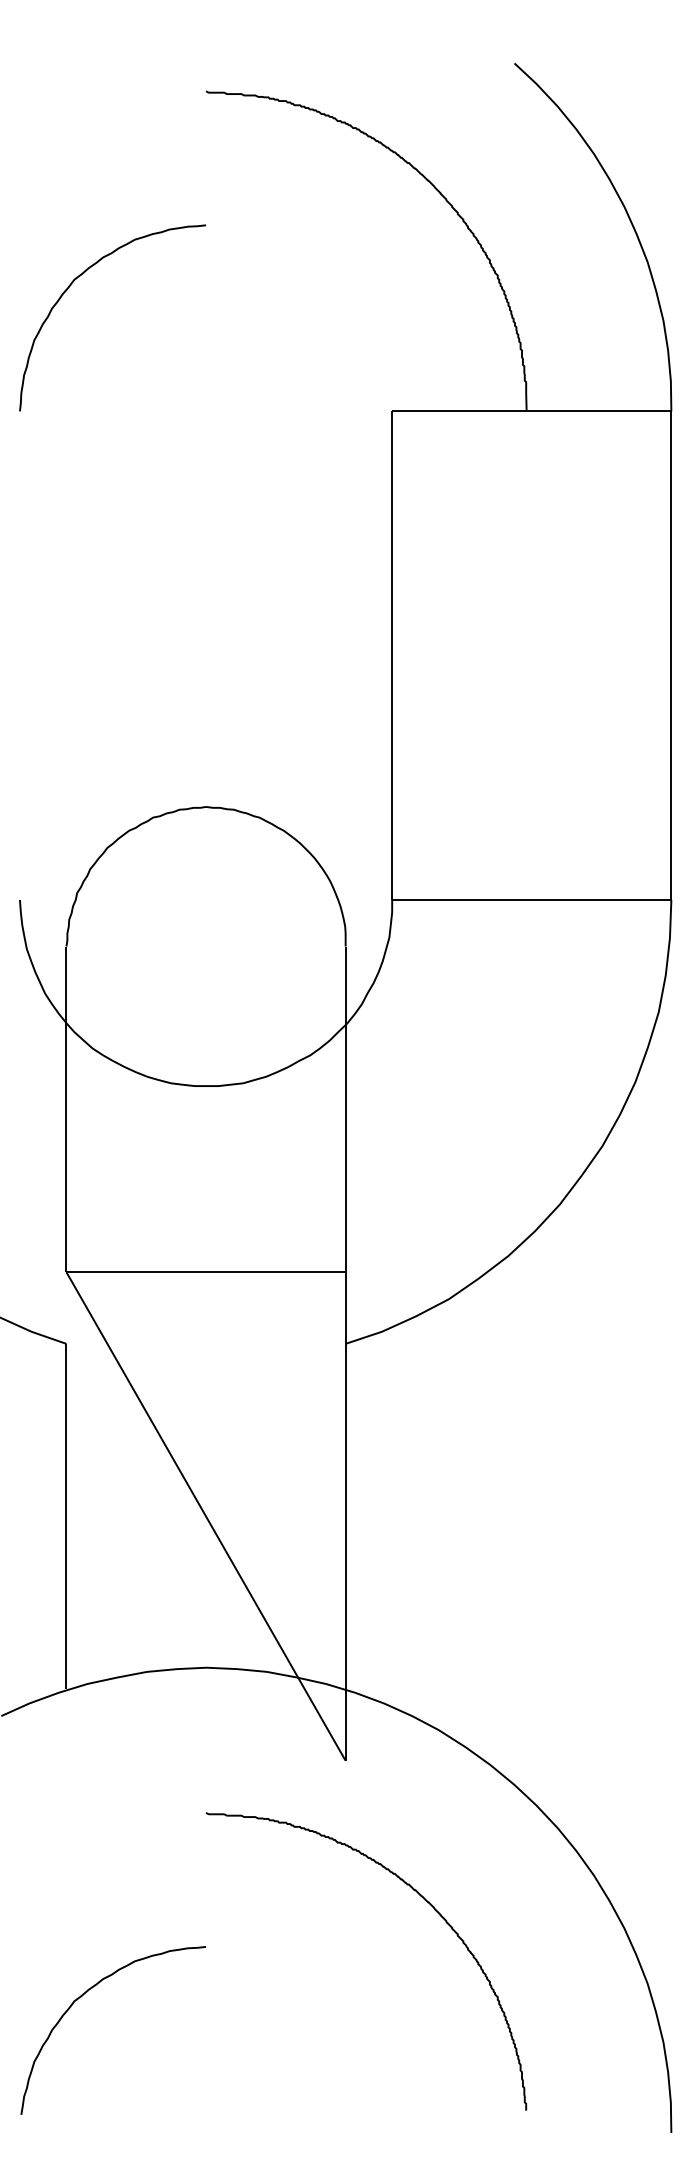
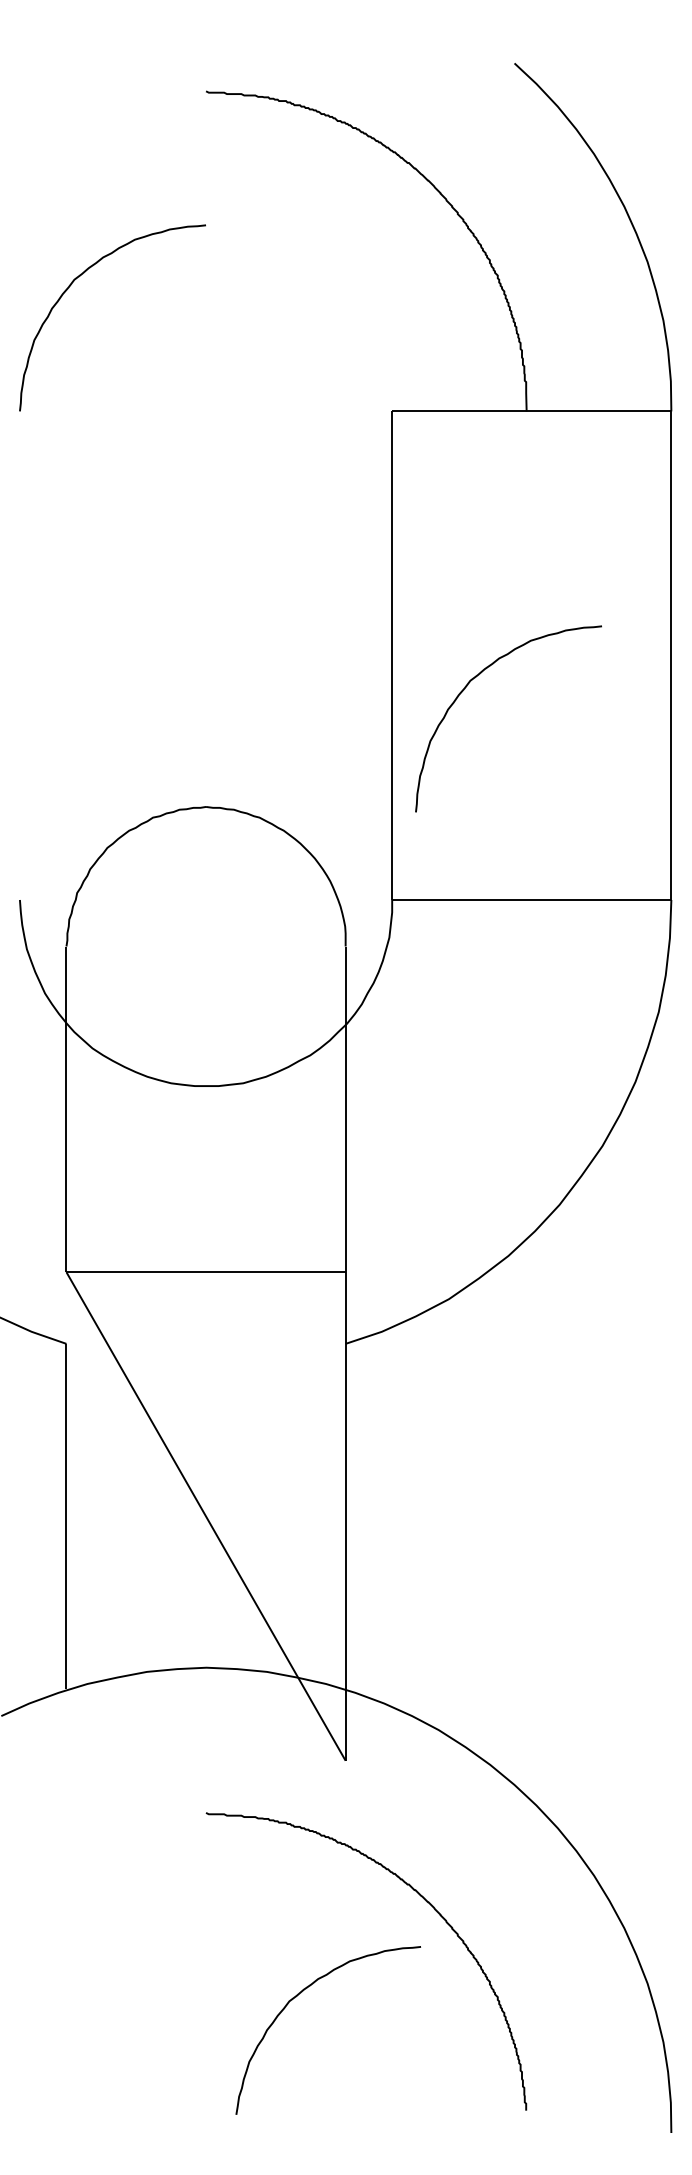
curve: none -> present (475, 678)
curve position: (81, 1997) -> (296, 1997) (296, 1997)
